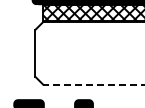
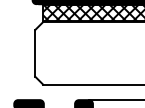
line: dashed -> solid (93, 84)
line: none -> present (115, 100)
